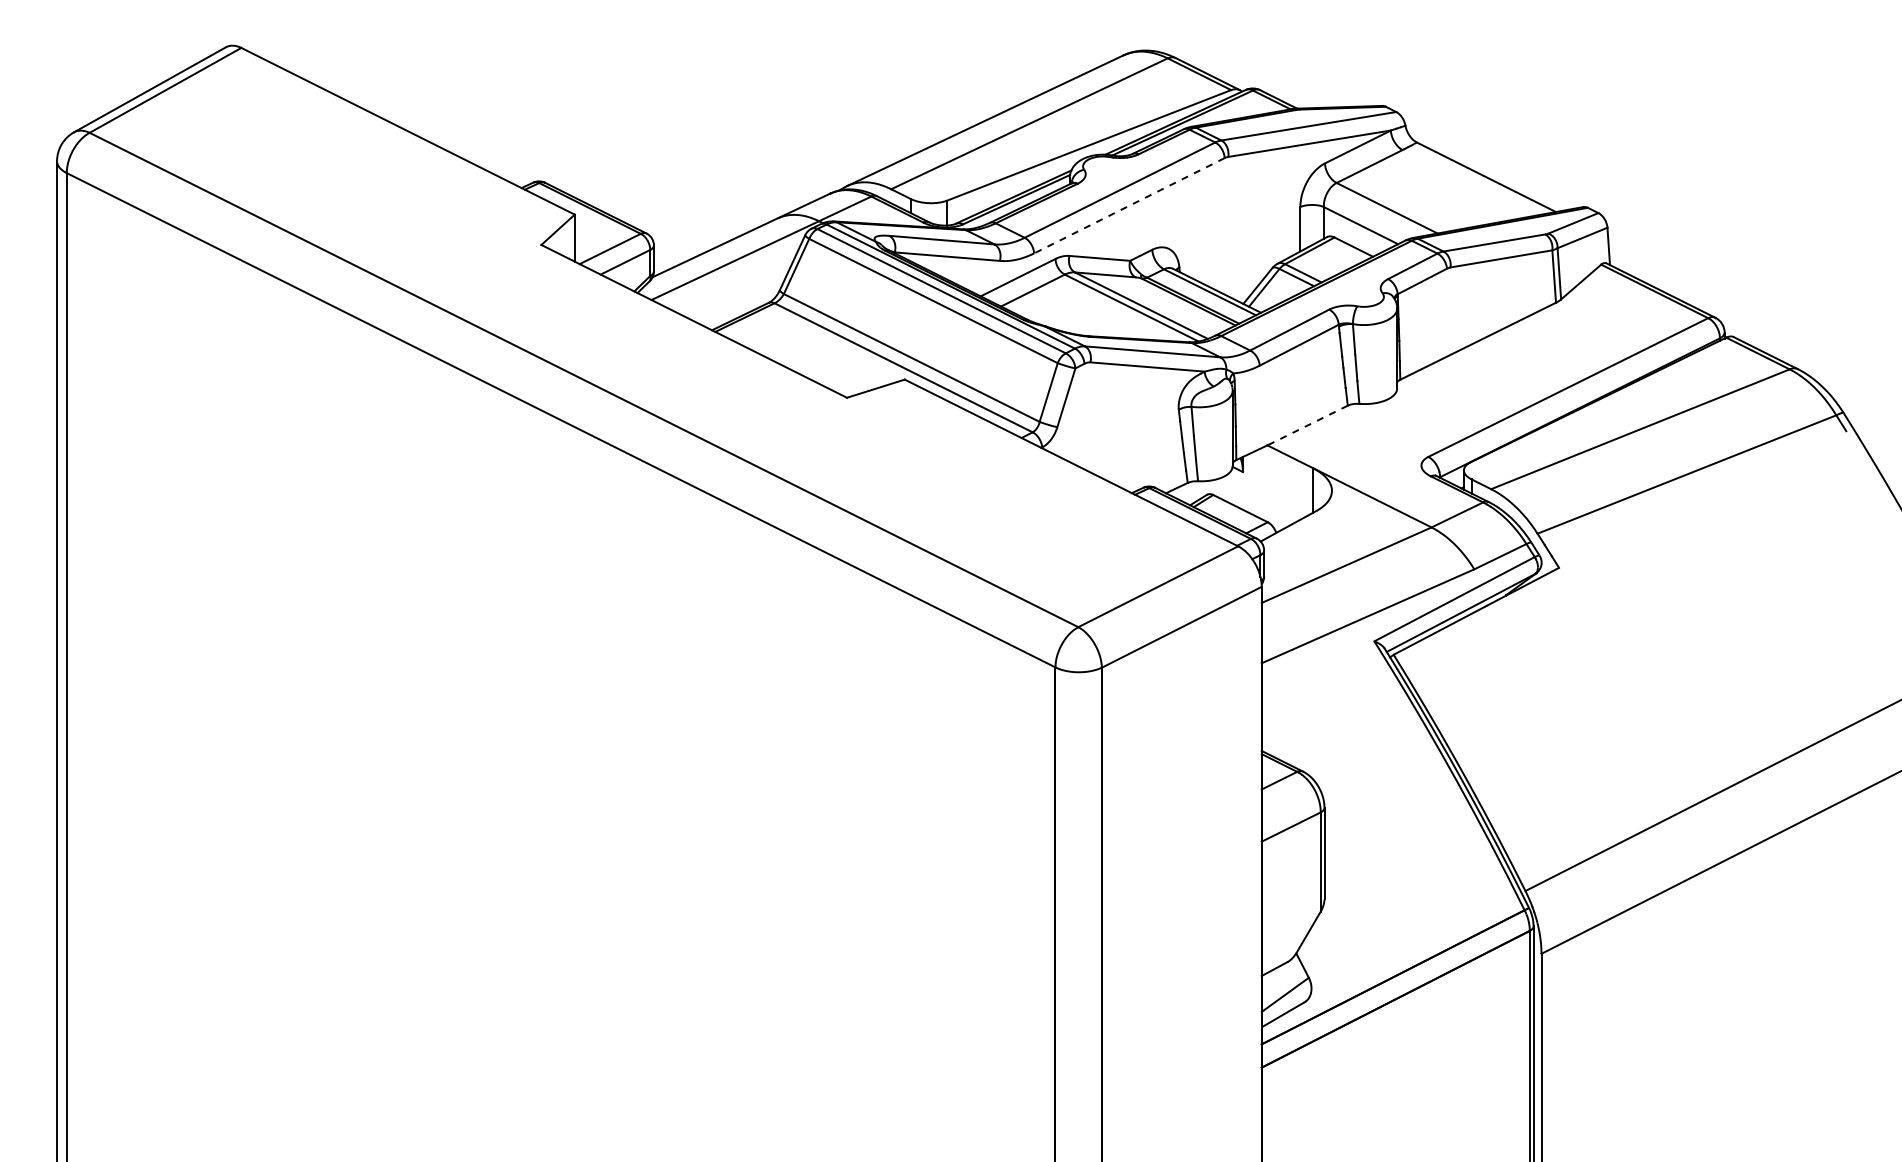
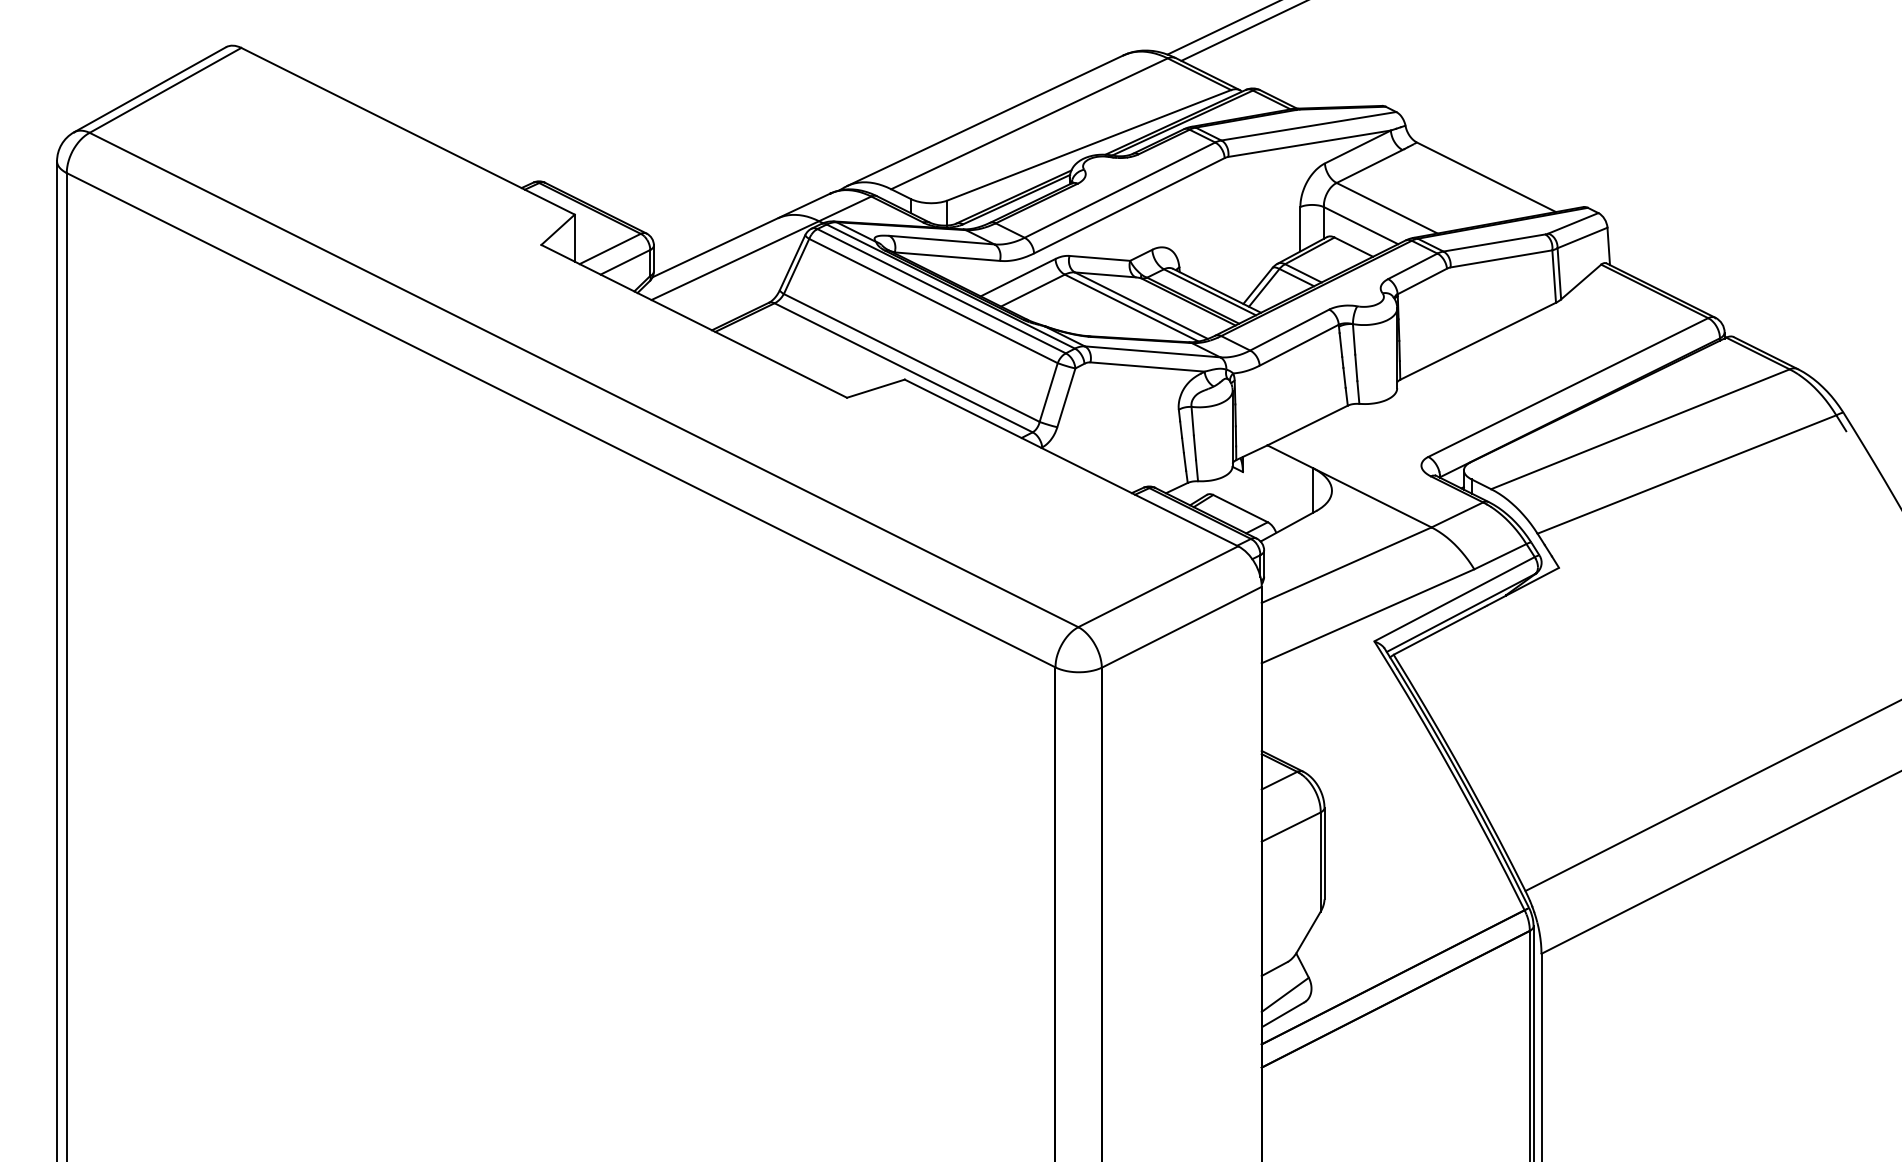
line: none -> present (1221, 28)
line: none -> present (1242, 31)
line: dashed -> solid (1129, 205)
line: dashed -> solid (1307, 425)
